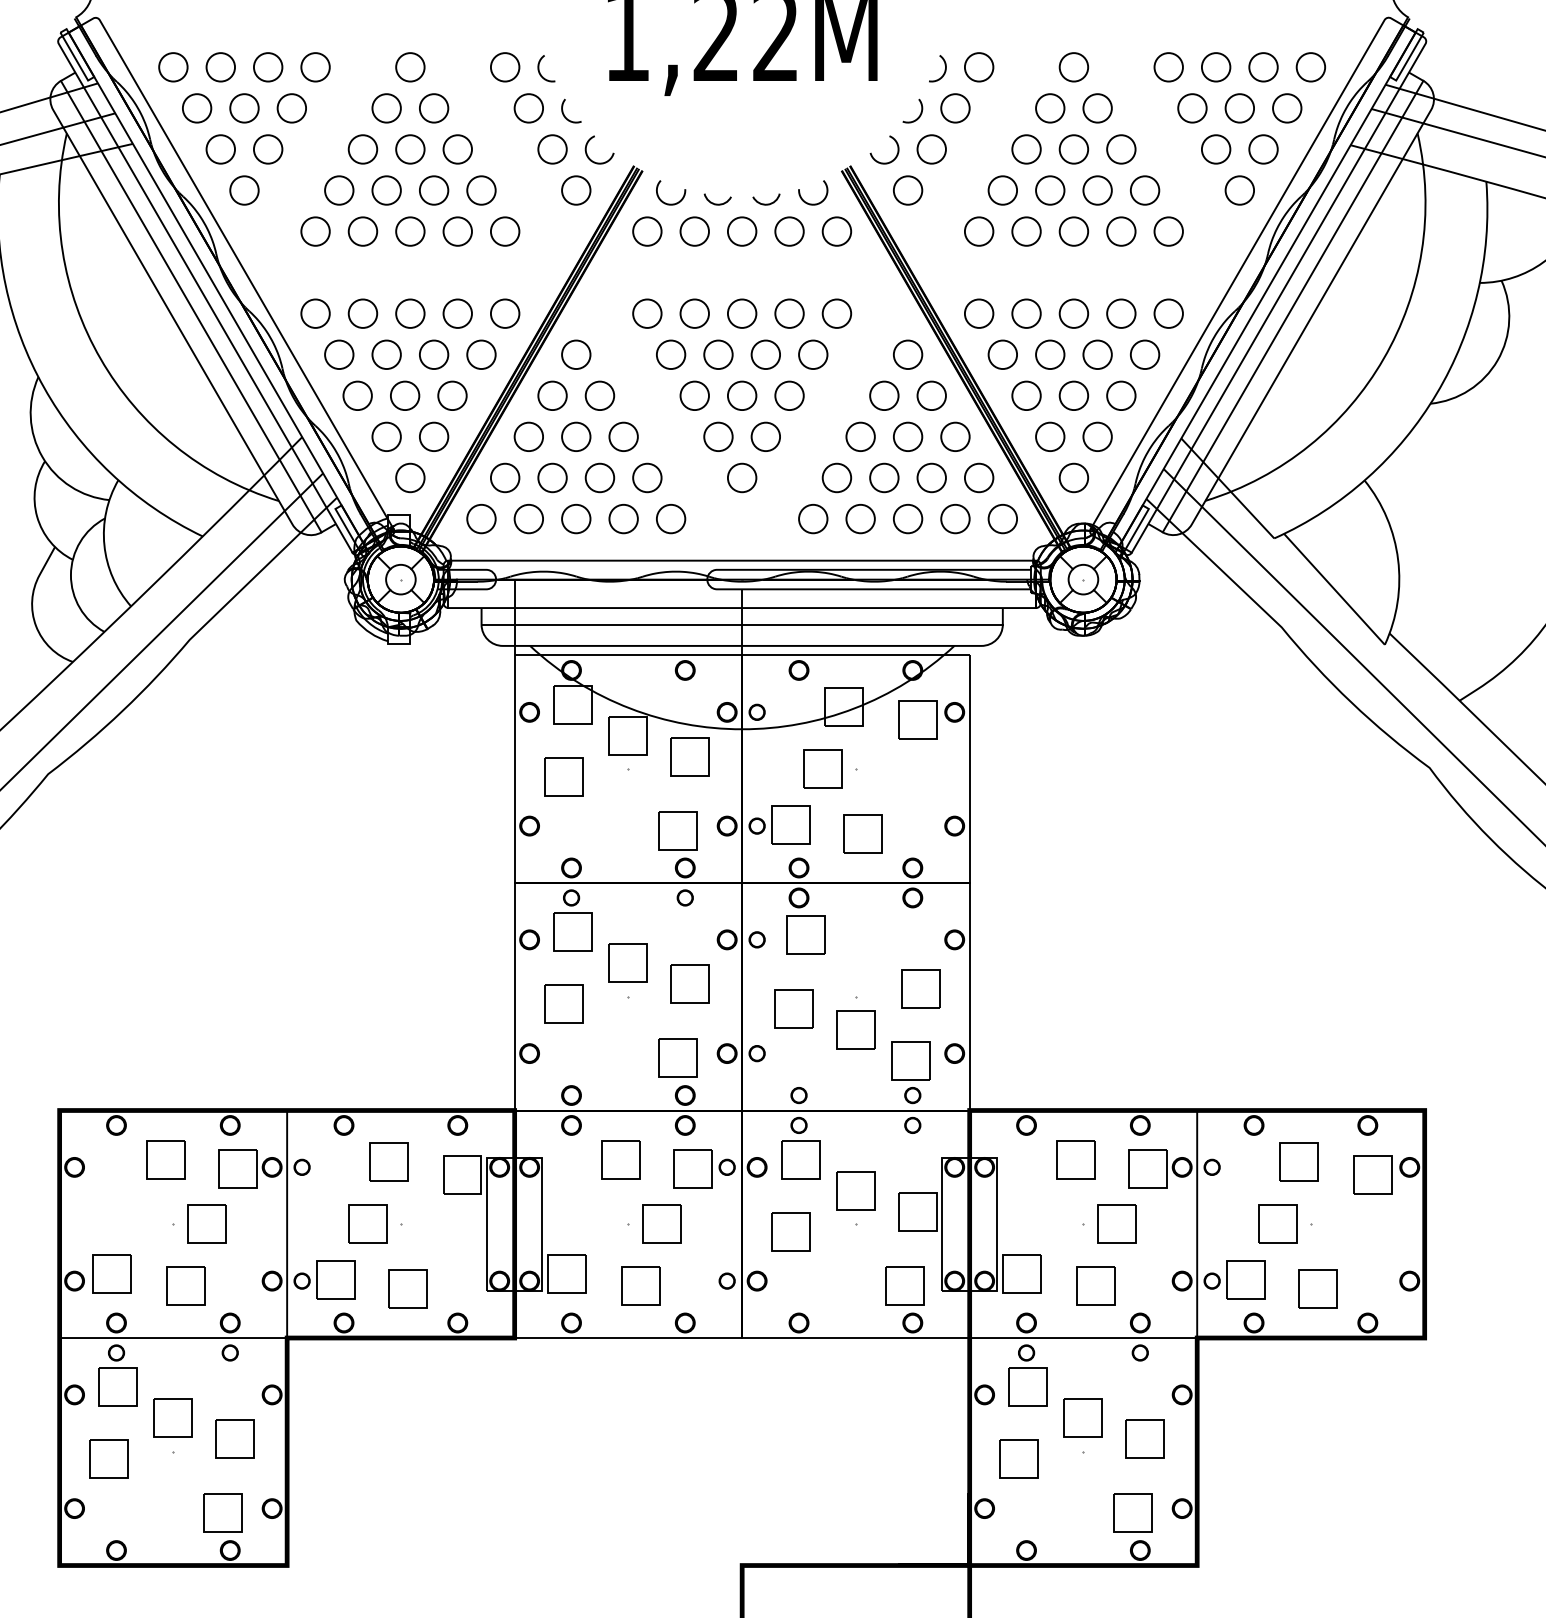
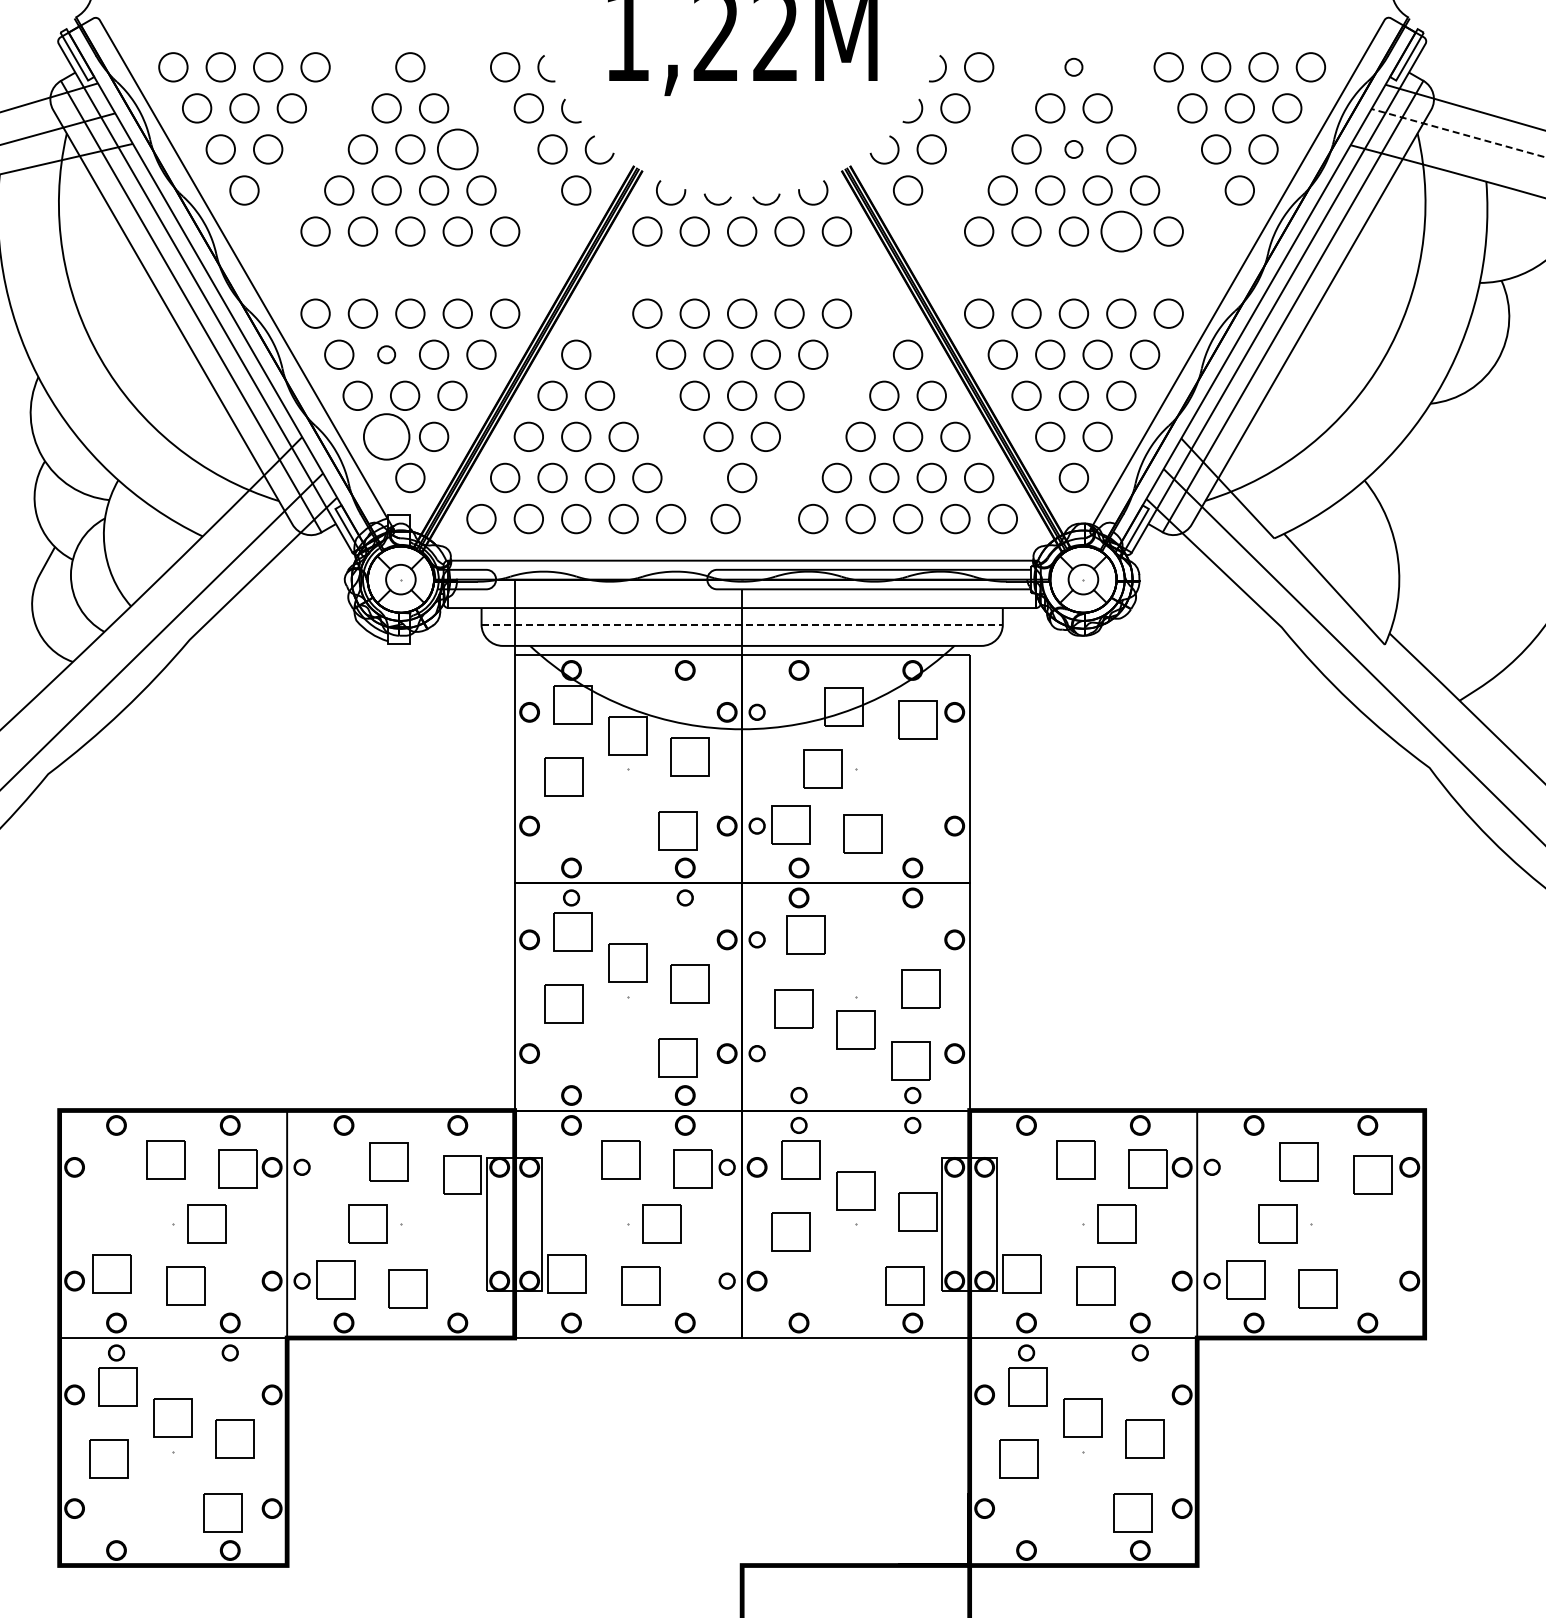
circle diameter: 28 px -> 17 px (1073, 66)
line: solid -> dashed (1458, 133)
circle diameter: 28 px -> 40 px (457, 149)
circle diameter: 28 px -> 17 px (1073, 148)
circle diameter: 28 px -> 40 px (1121, 231)
circle diameter: 28 px -> 17 px (386, 354)
circle diameter: 28 px -> 46 px (386, 436)
circle: none -> present (725, 519)
line: solid -> dashed (742, 624)
